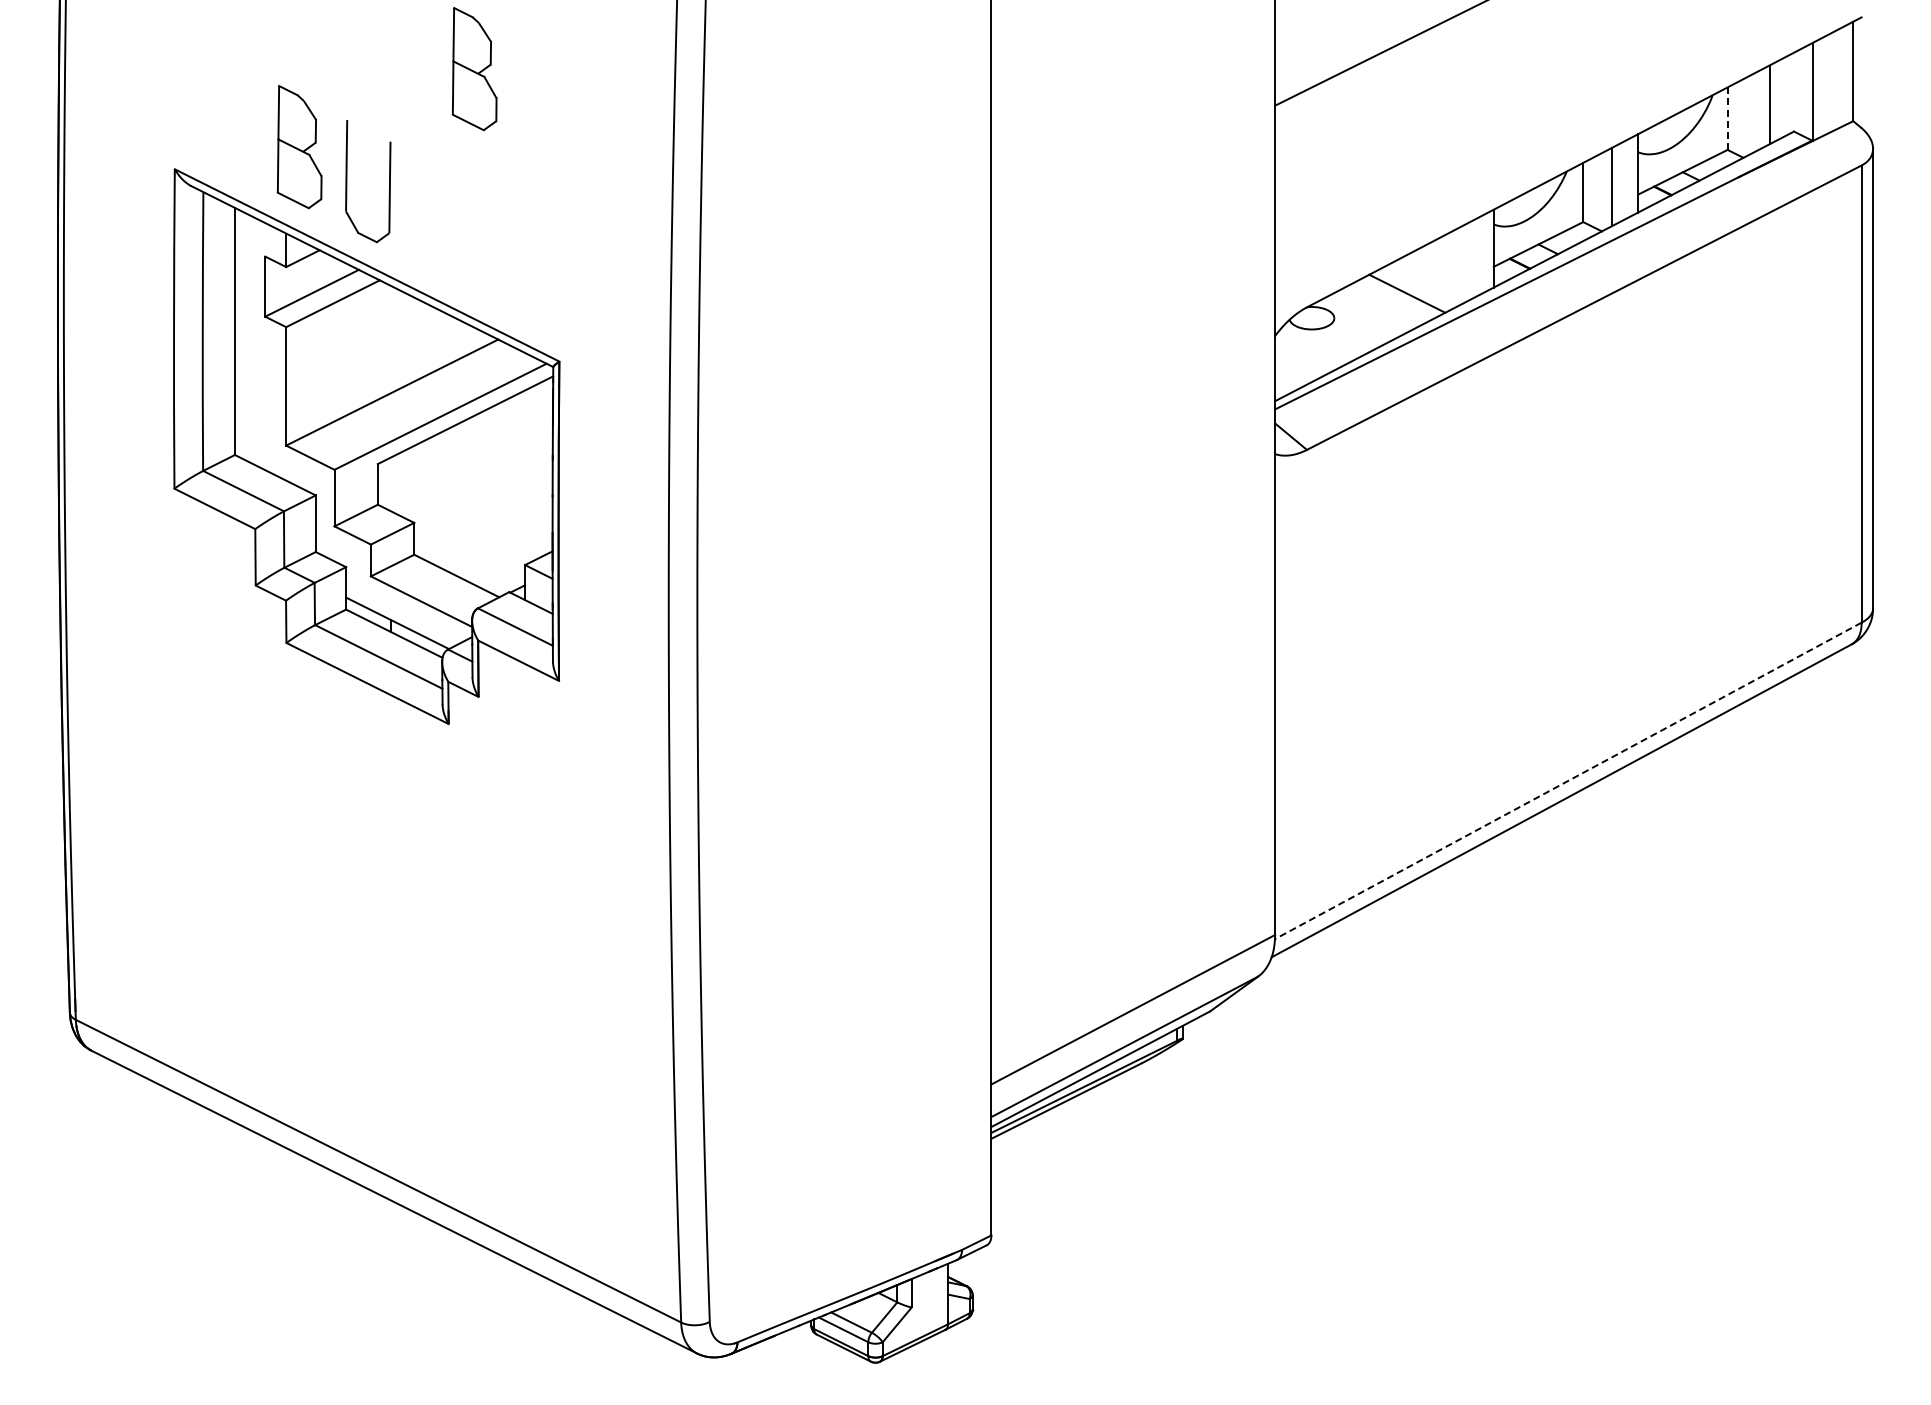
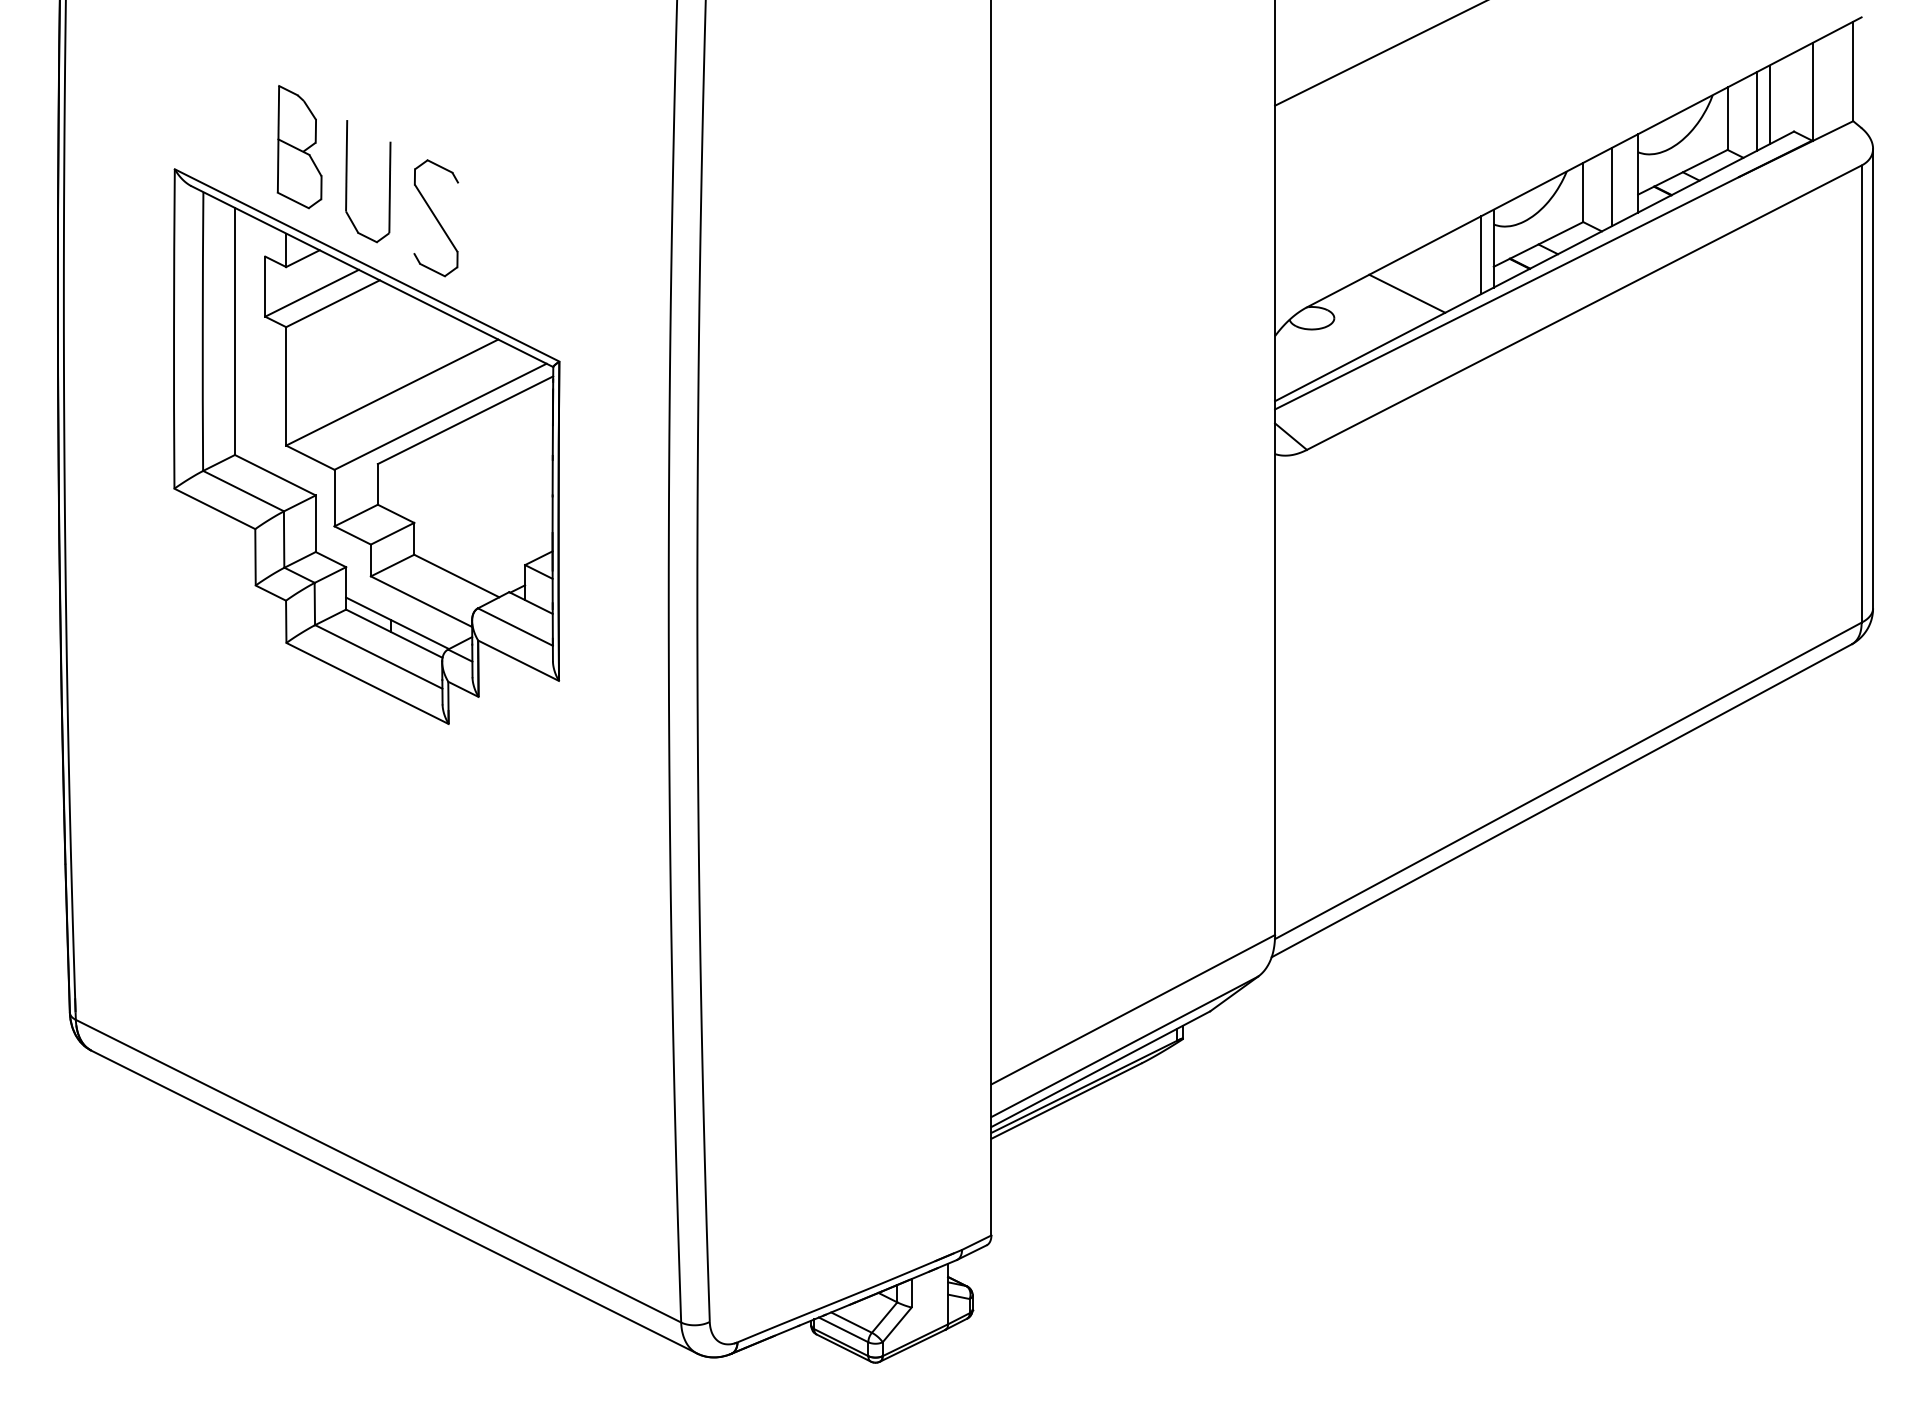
part: present -> none (474, 69)
line: none -> present (1756, 111)
line: dashed -> solid (1727, 119)
part: none -> present (435, 218)
line: none -> present (1480, 255)
line: dashed -> solid (1567, 781)
